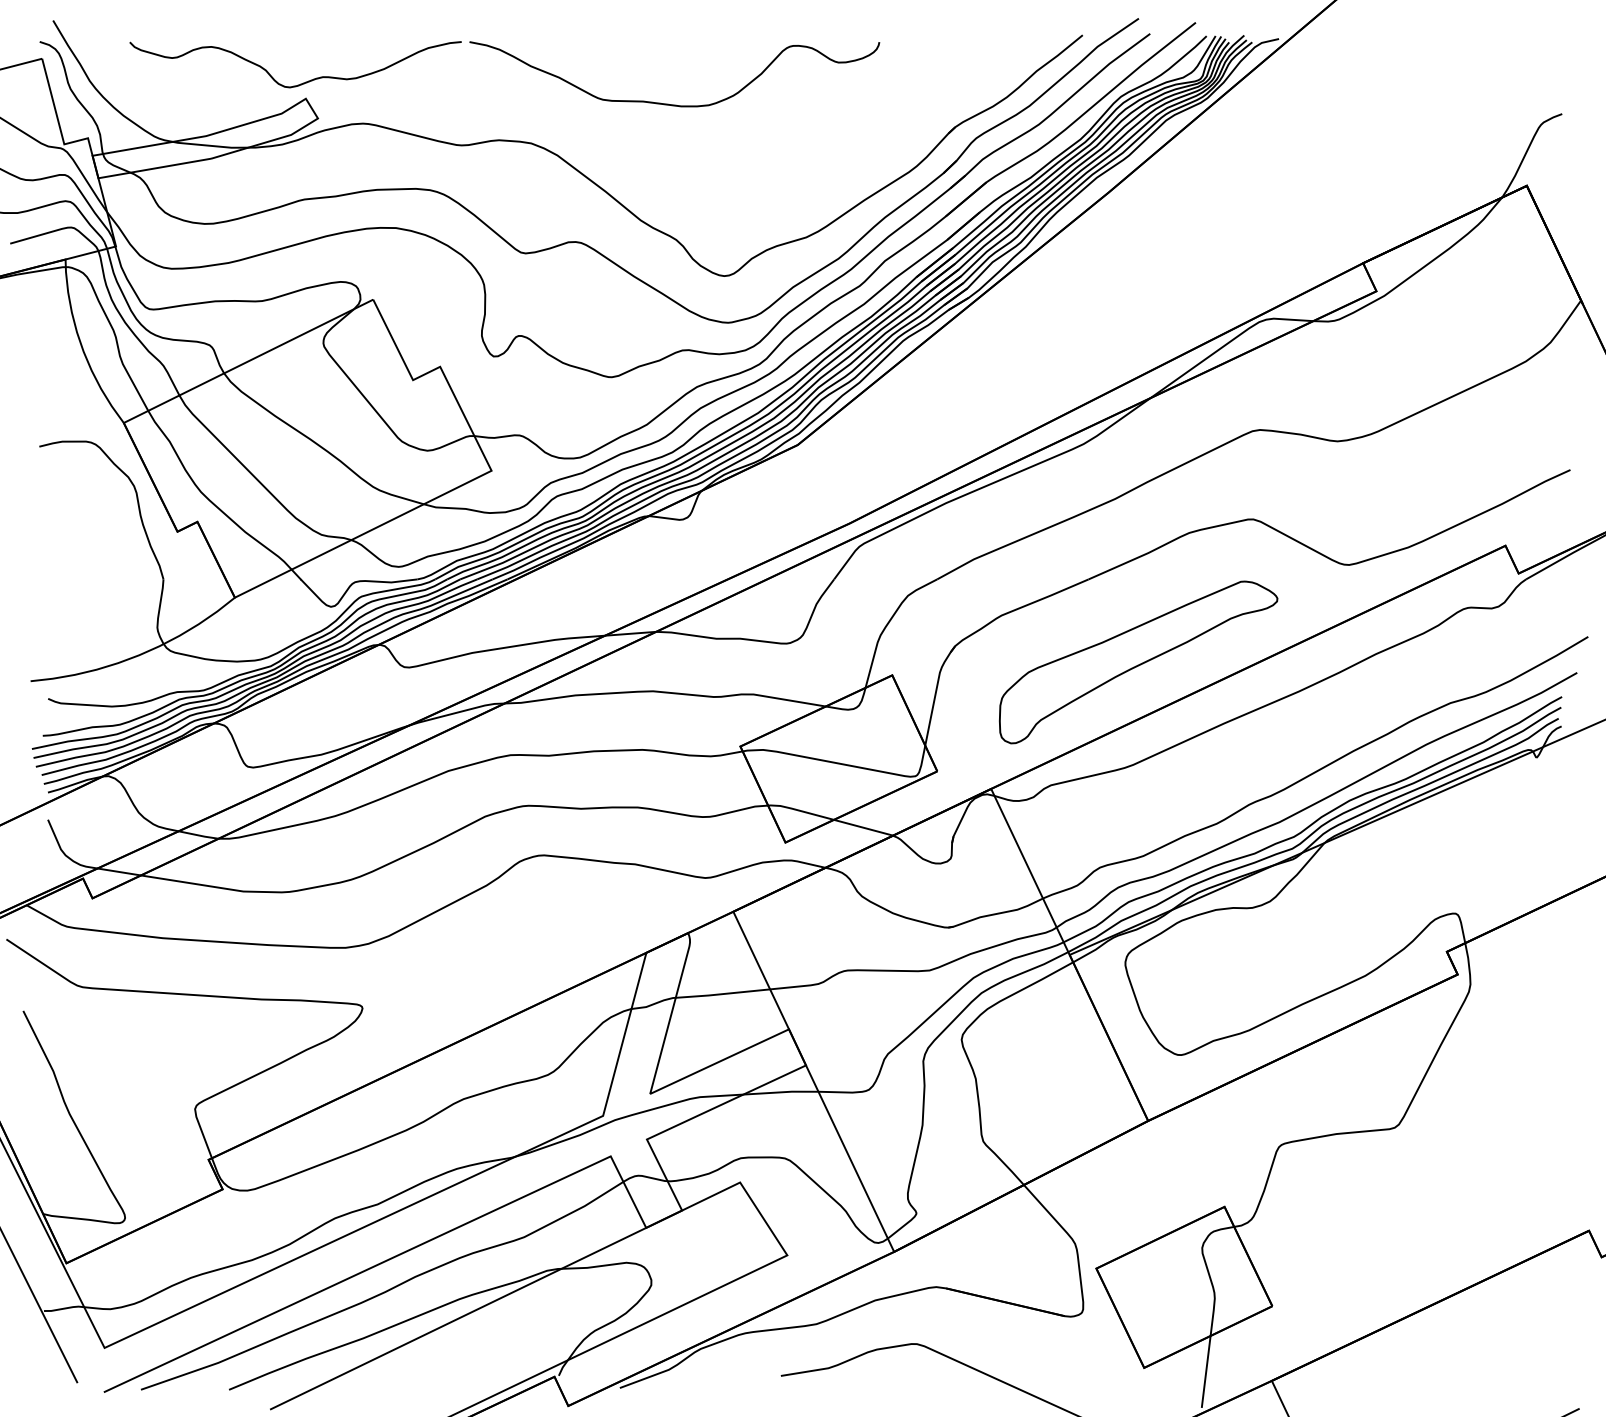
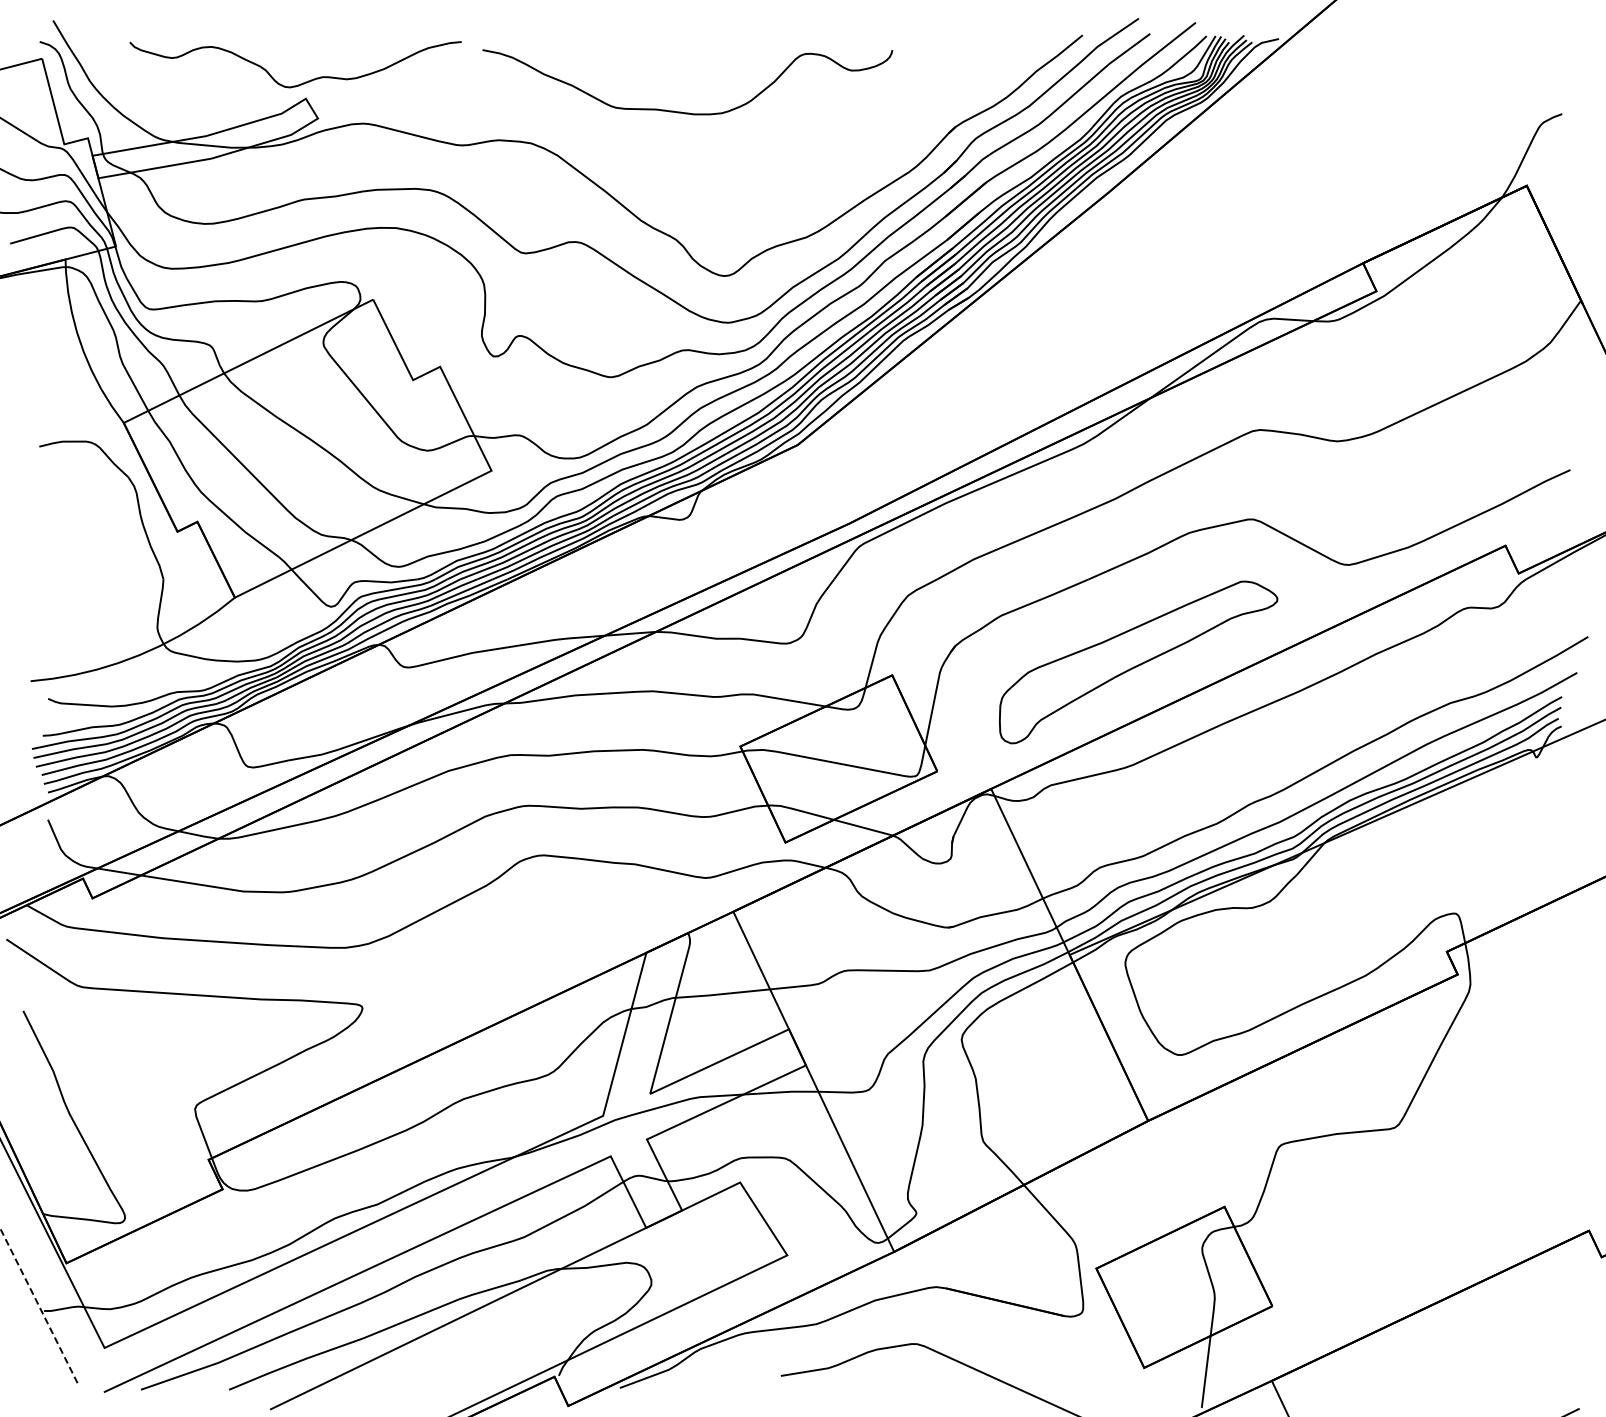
curve position: (668, 103) -> (681, 111) (681, 111)
line: solid -> dashed (38, 1305)
